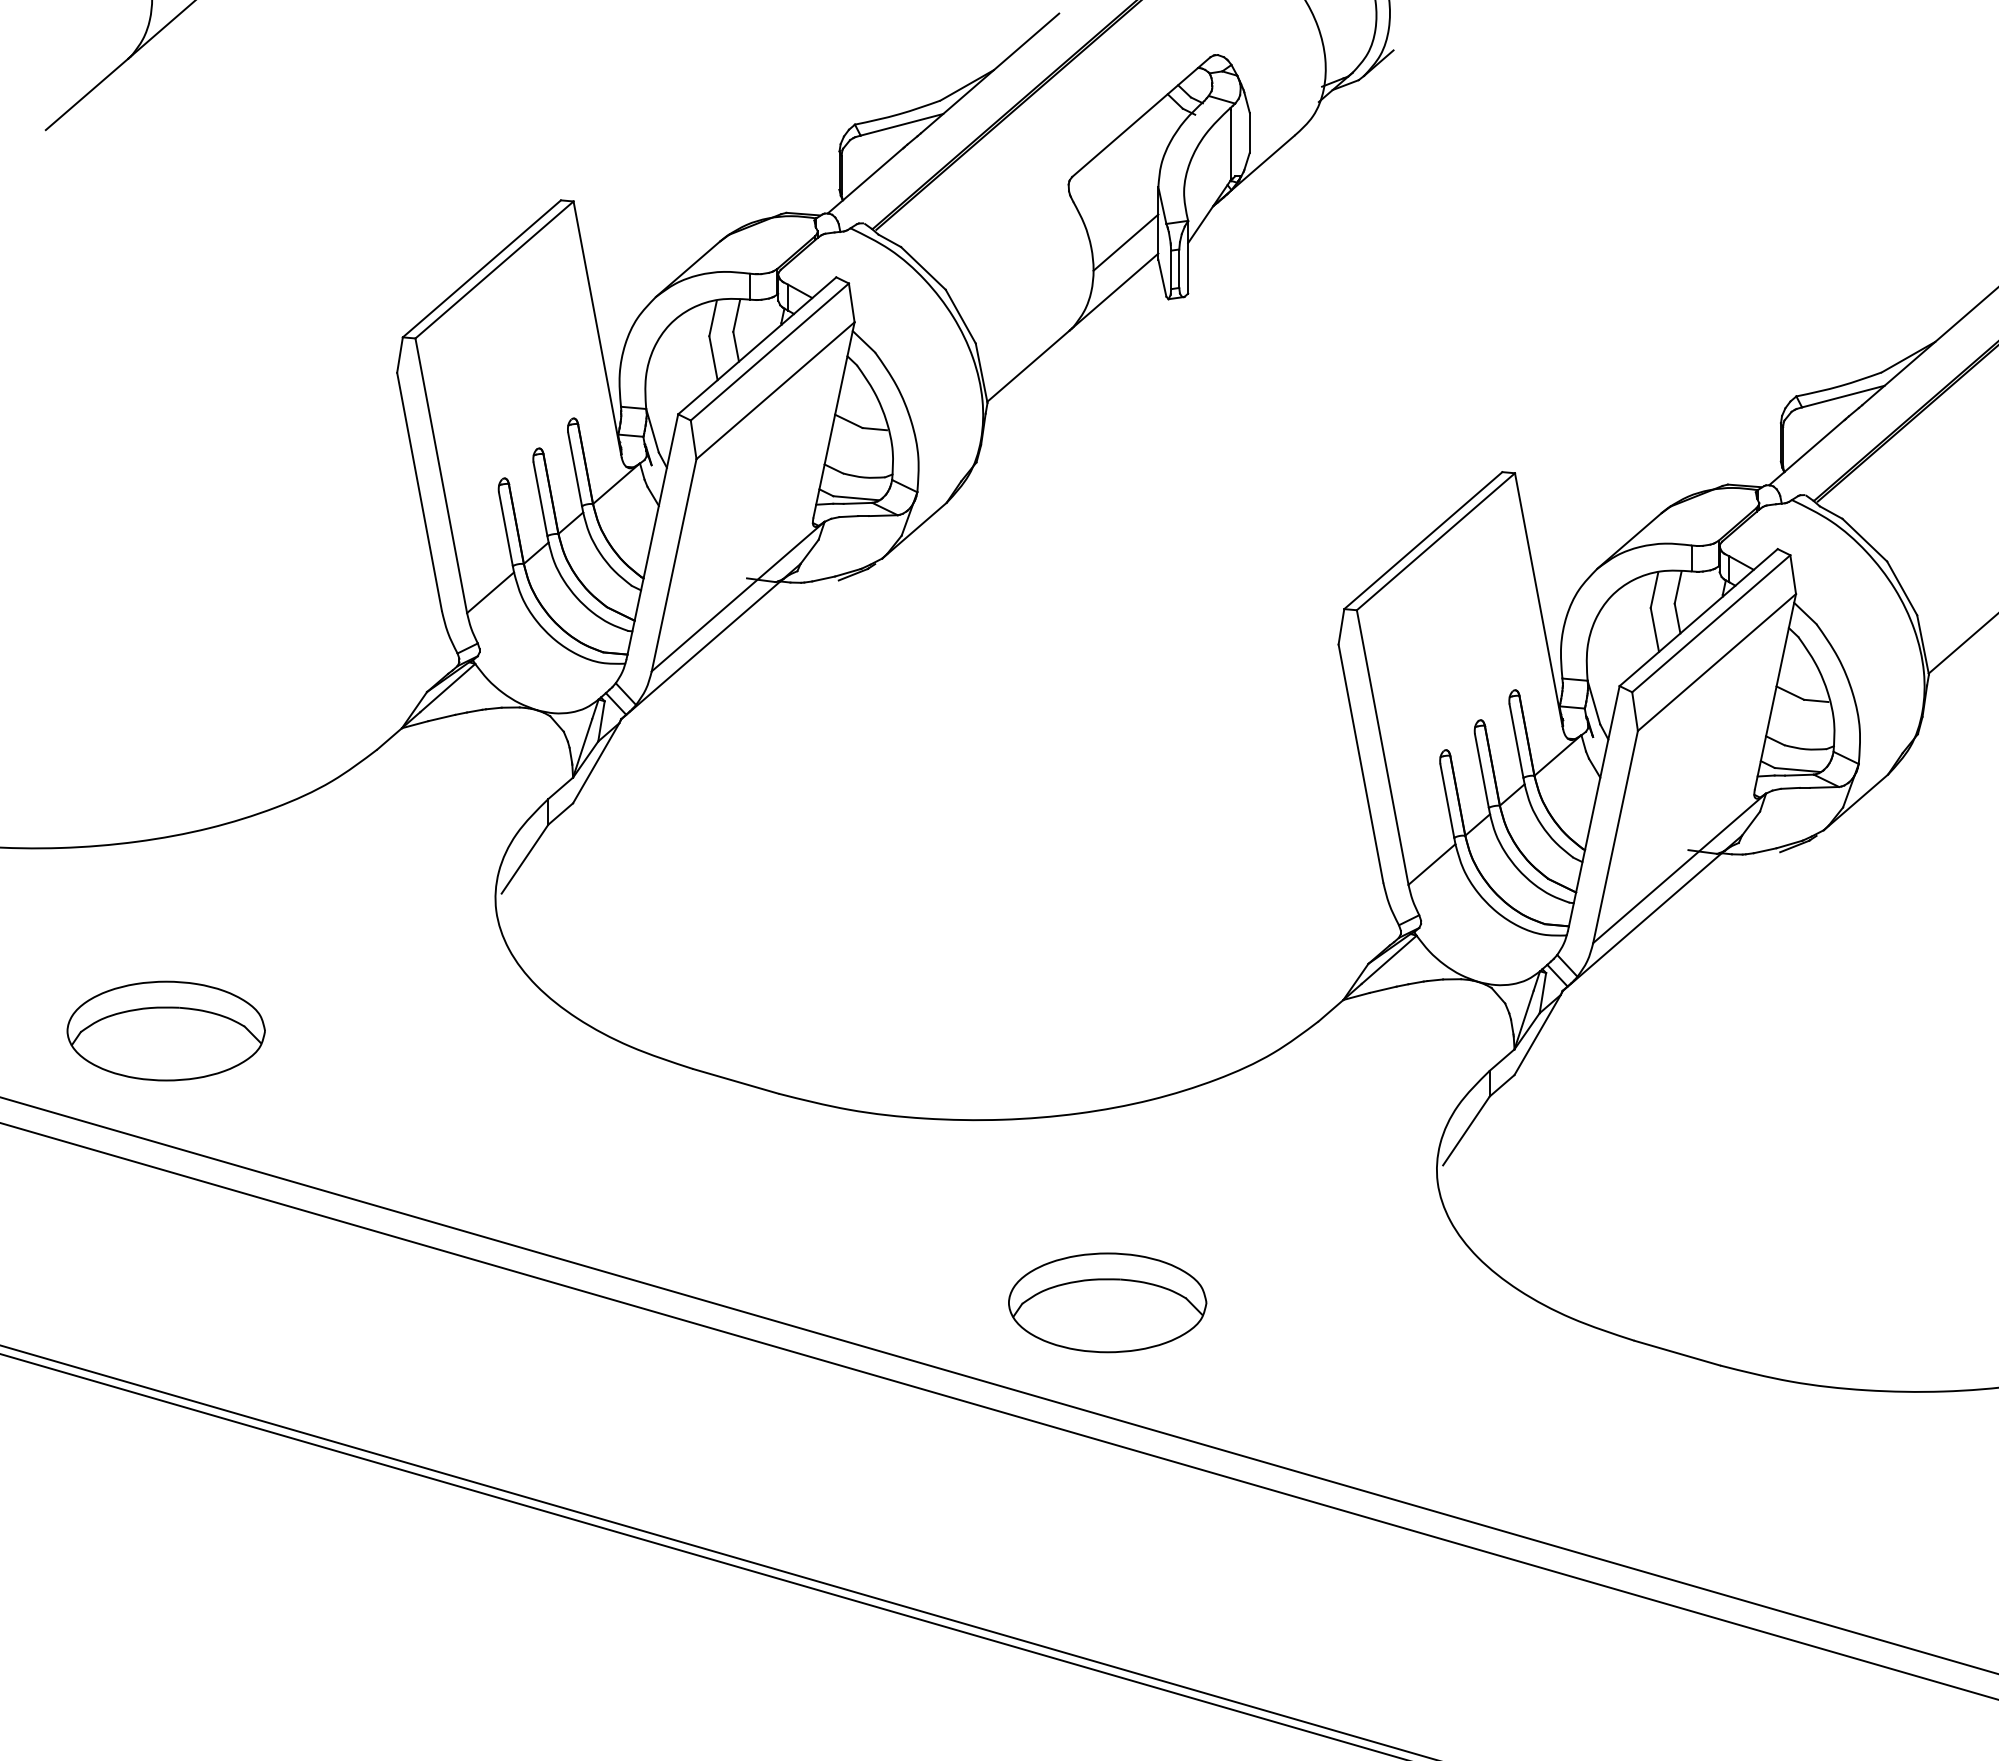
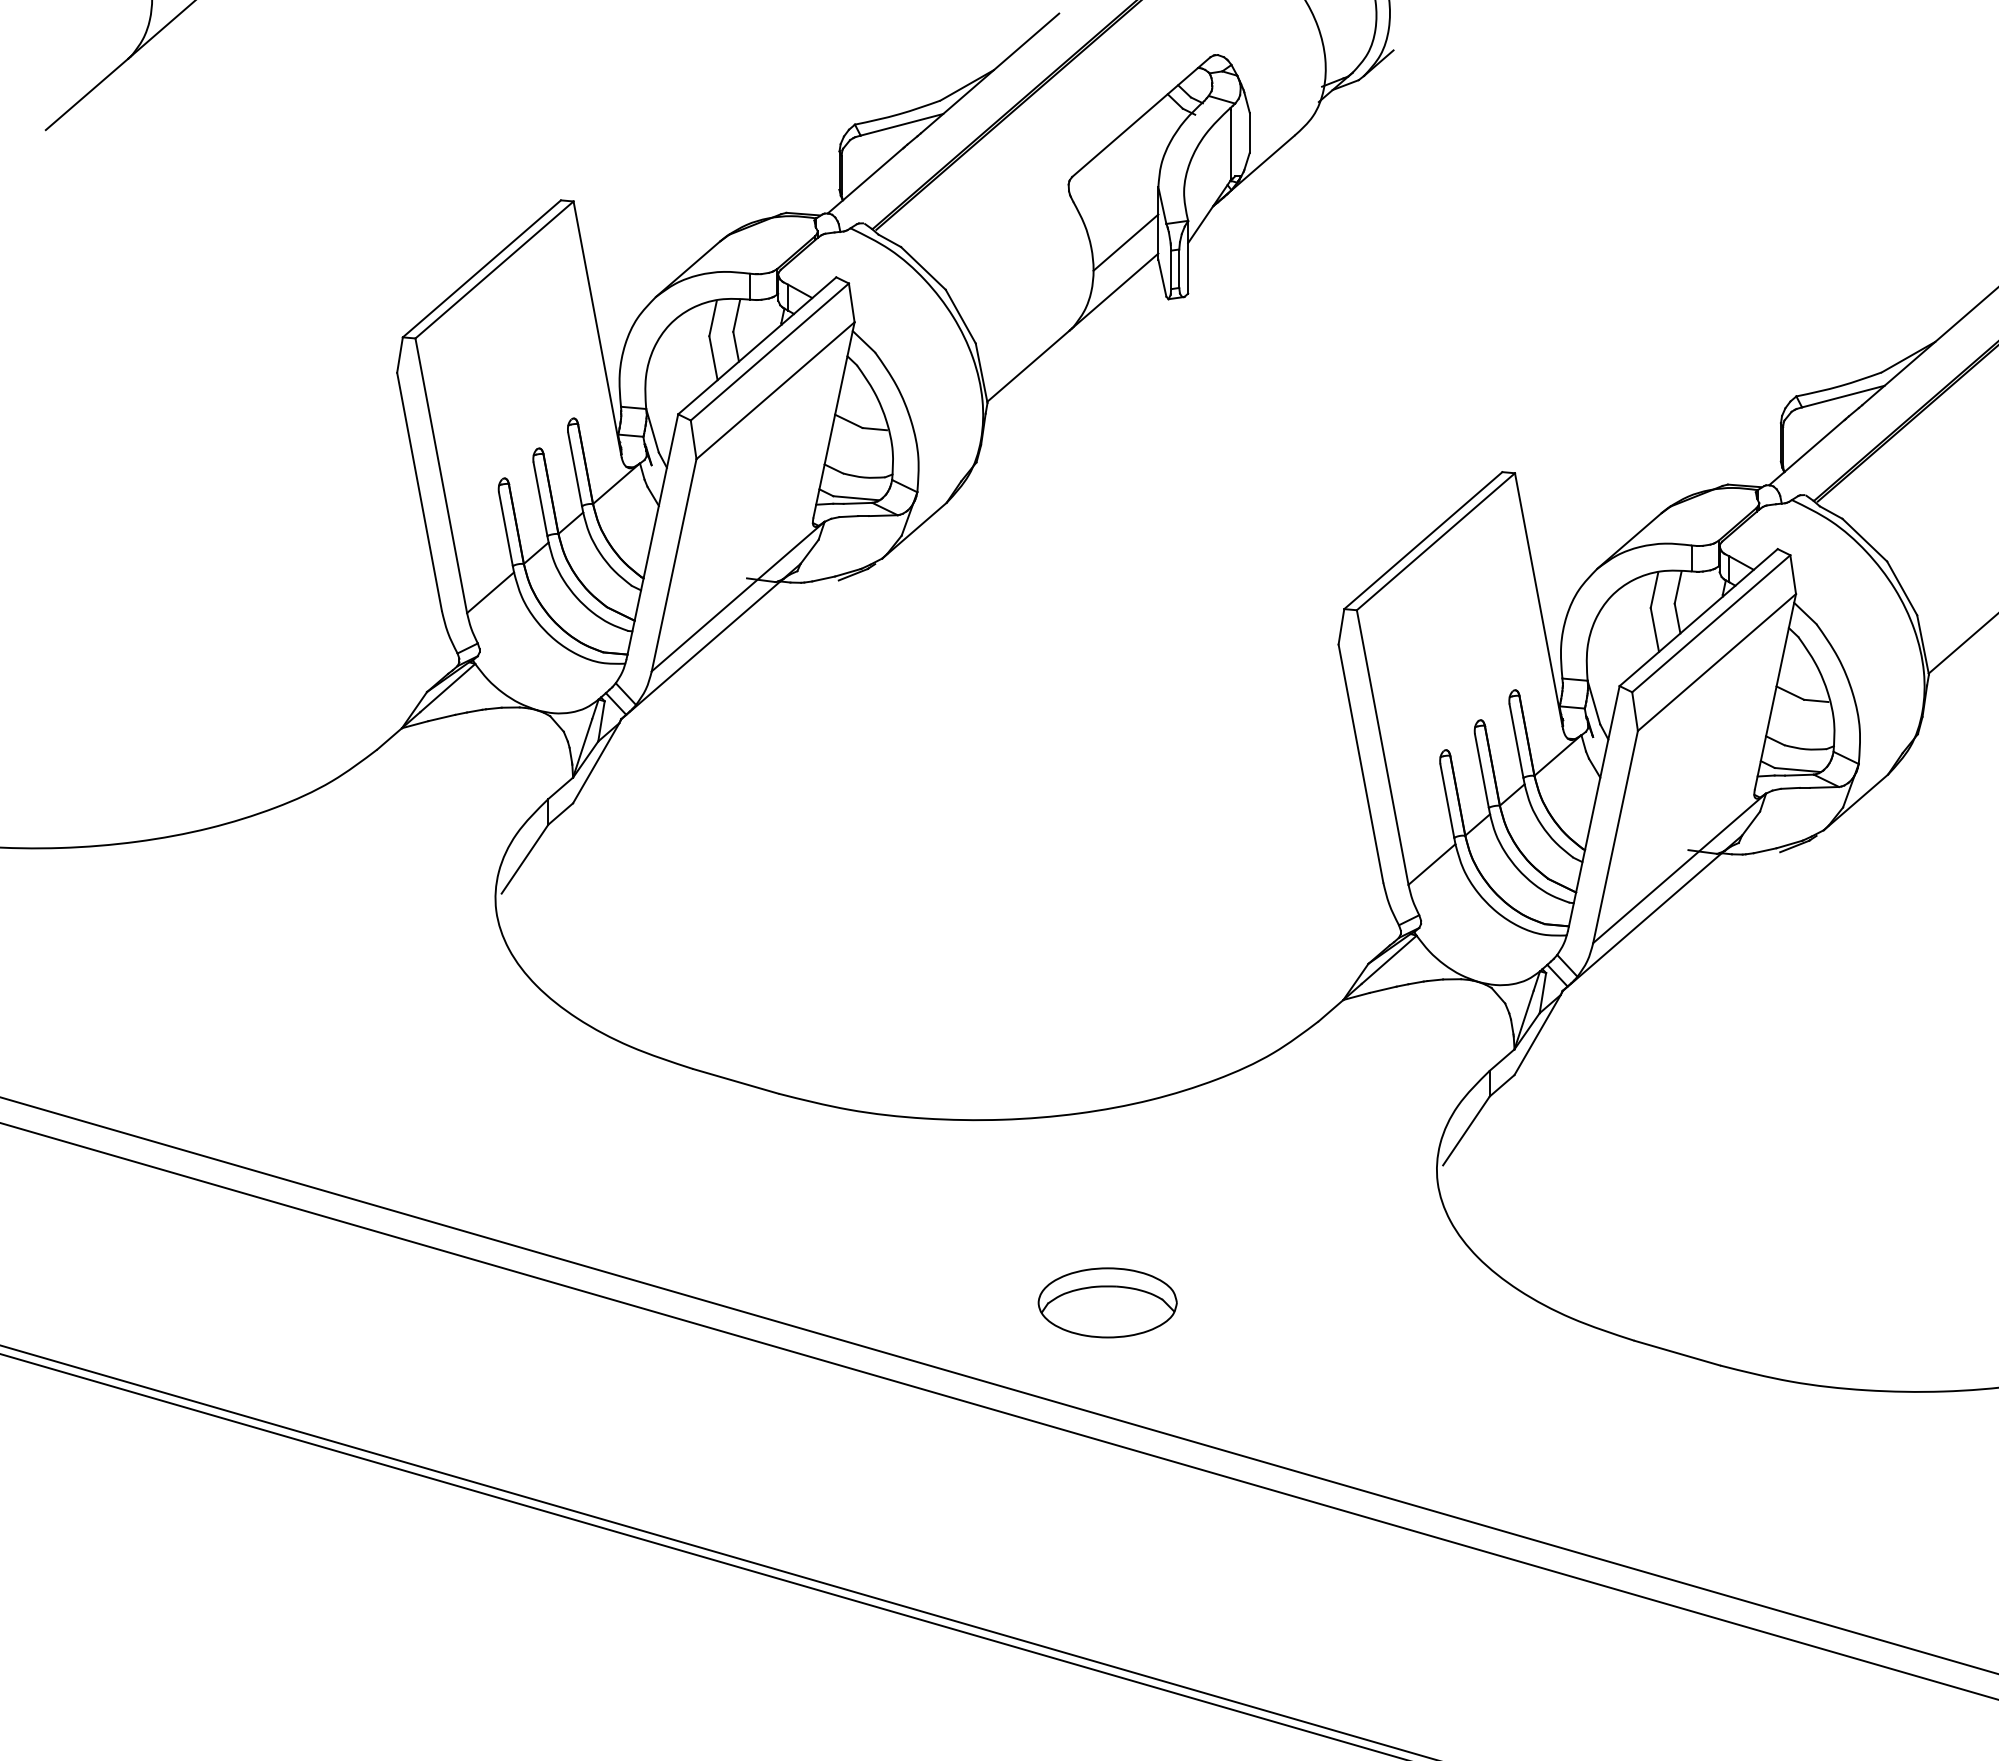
part: present -> none (165, 1030)
part size: 200x102 px -> 141x72 px (1107, 1302)
